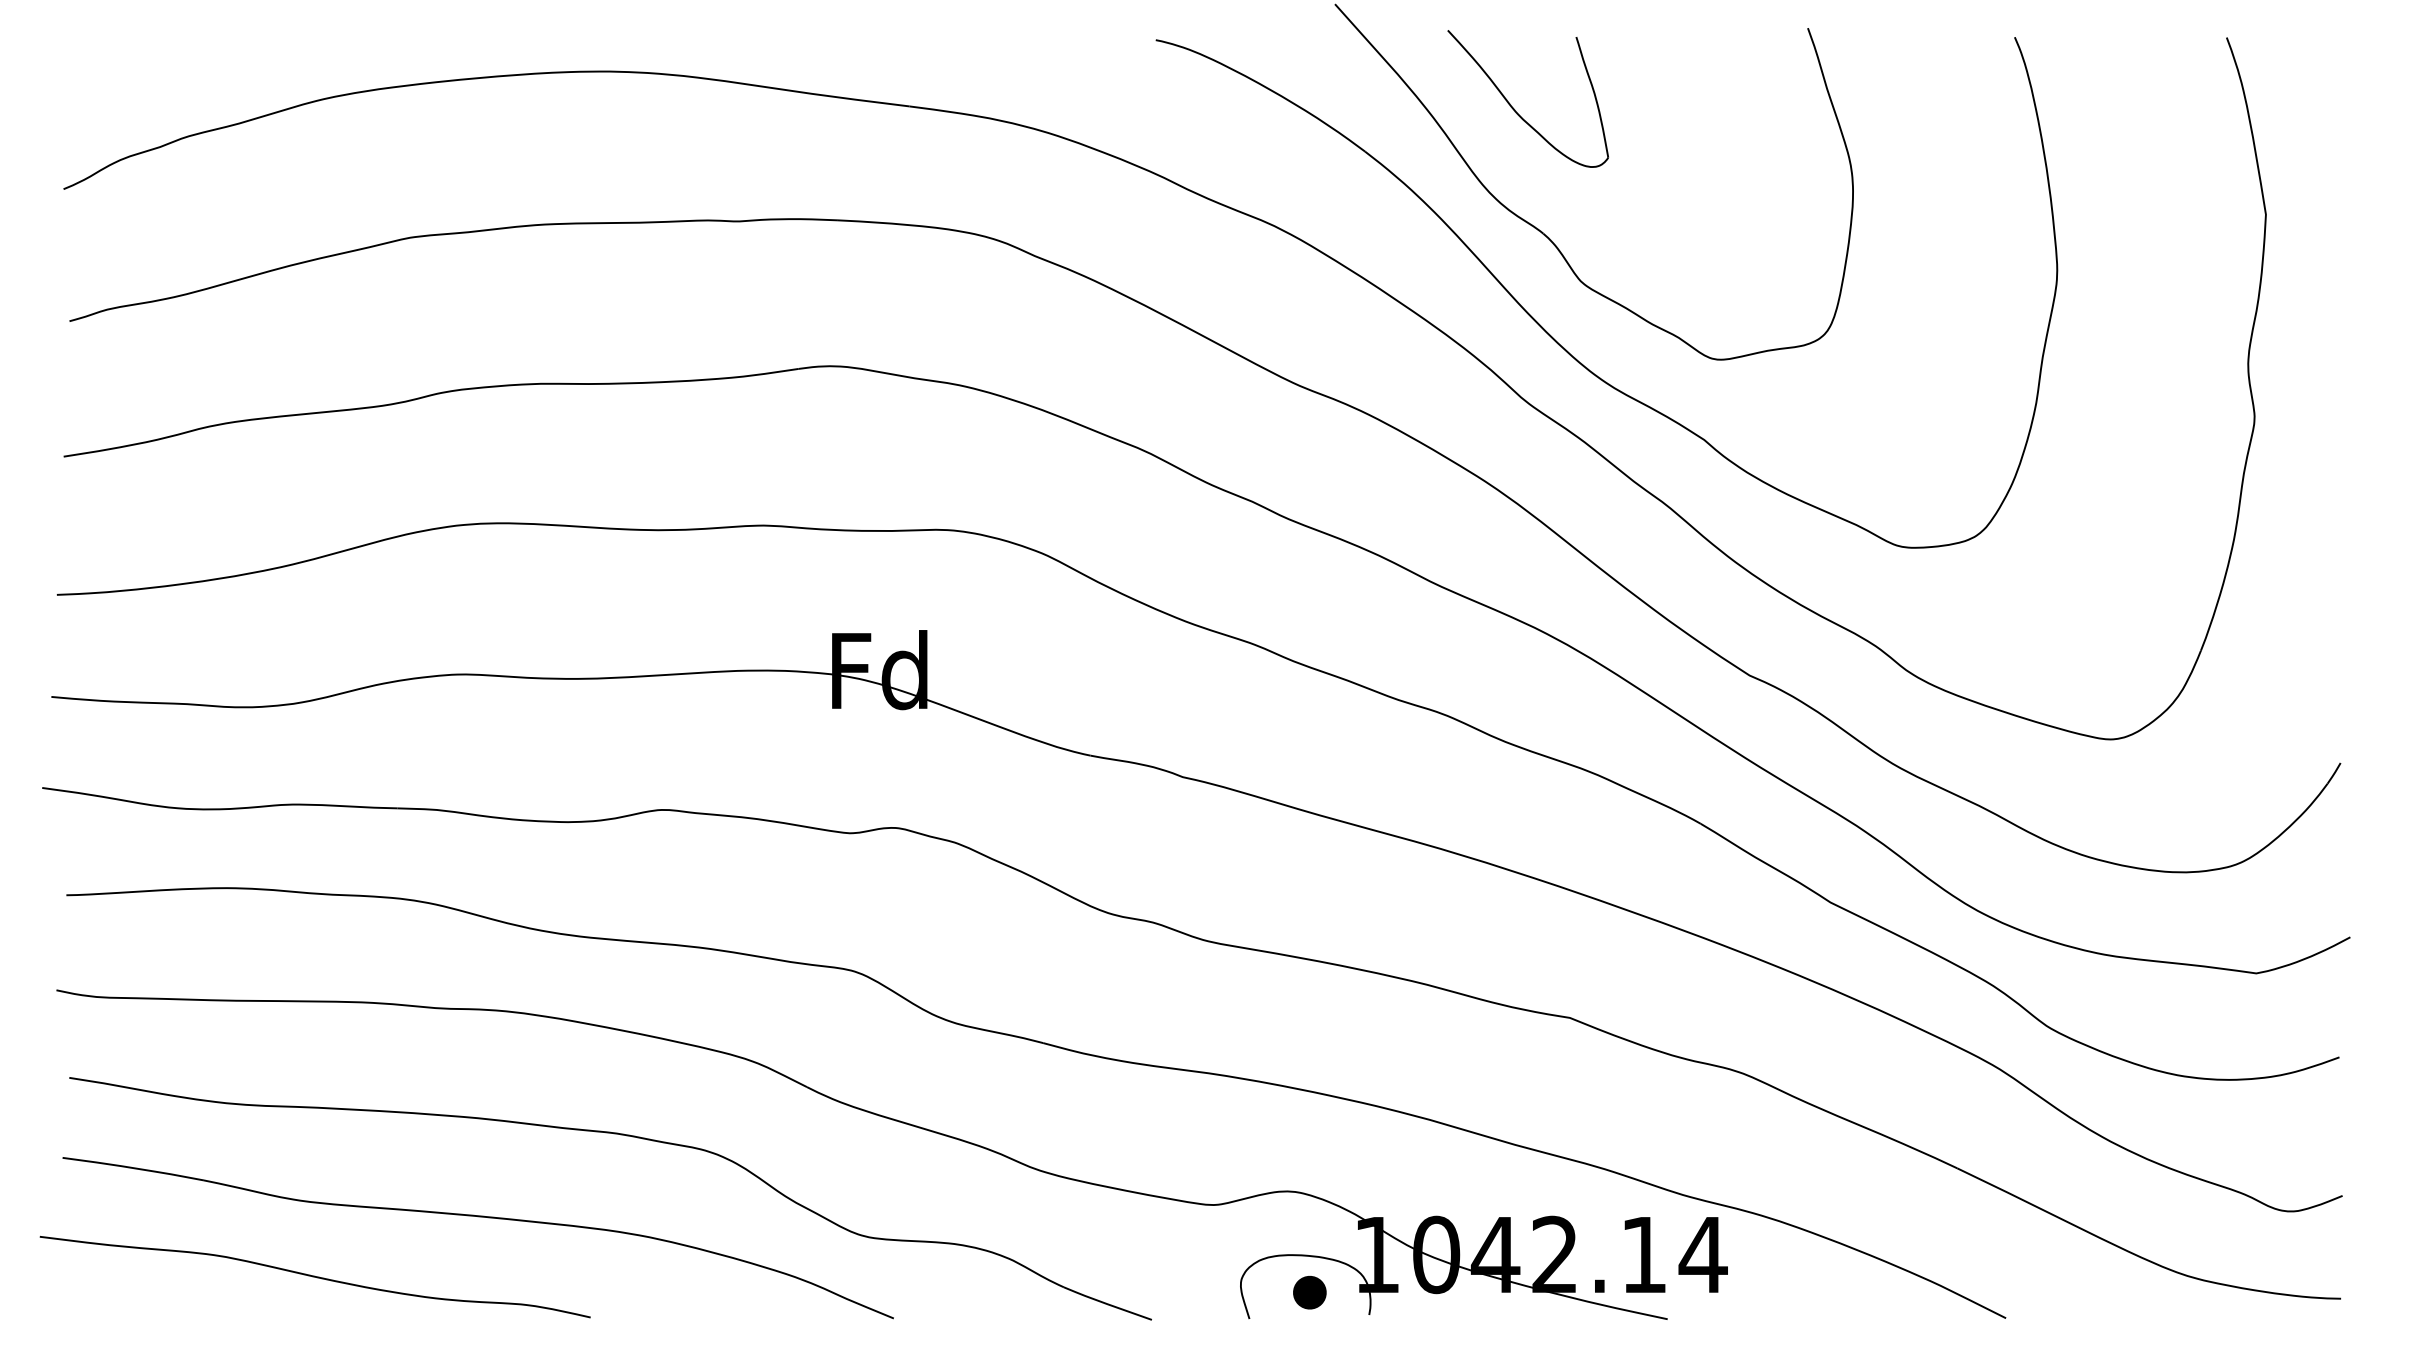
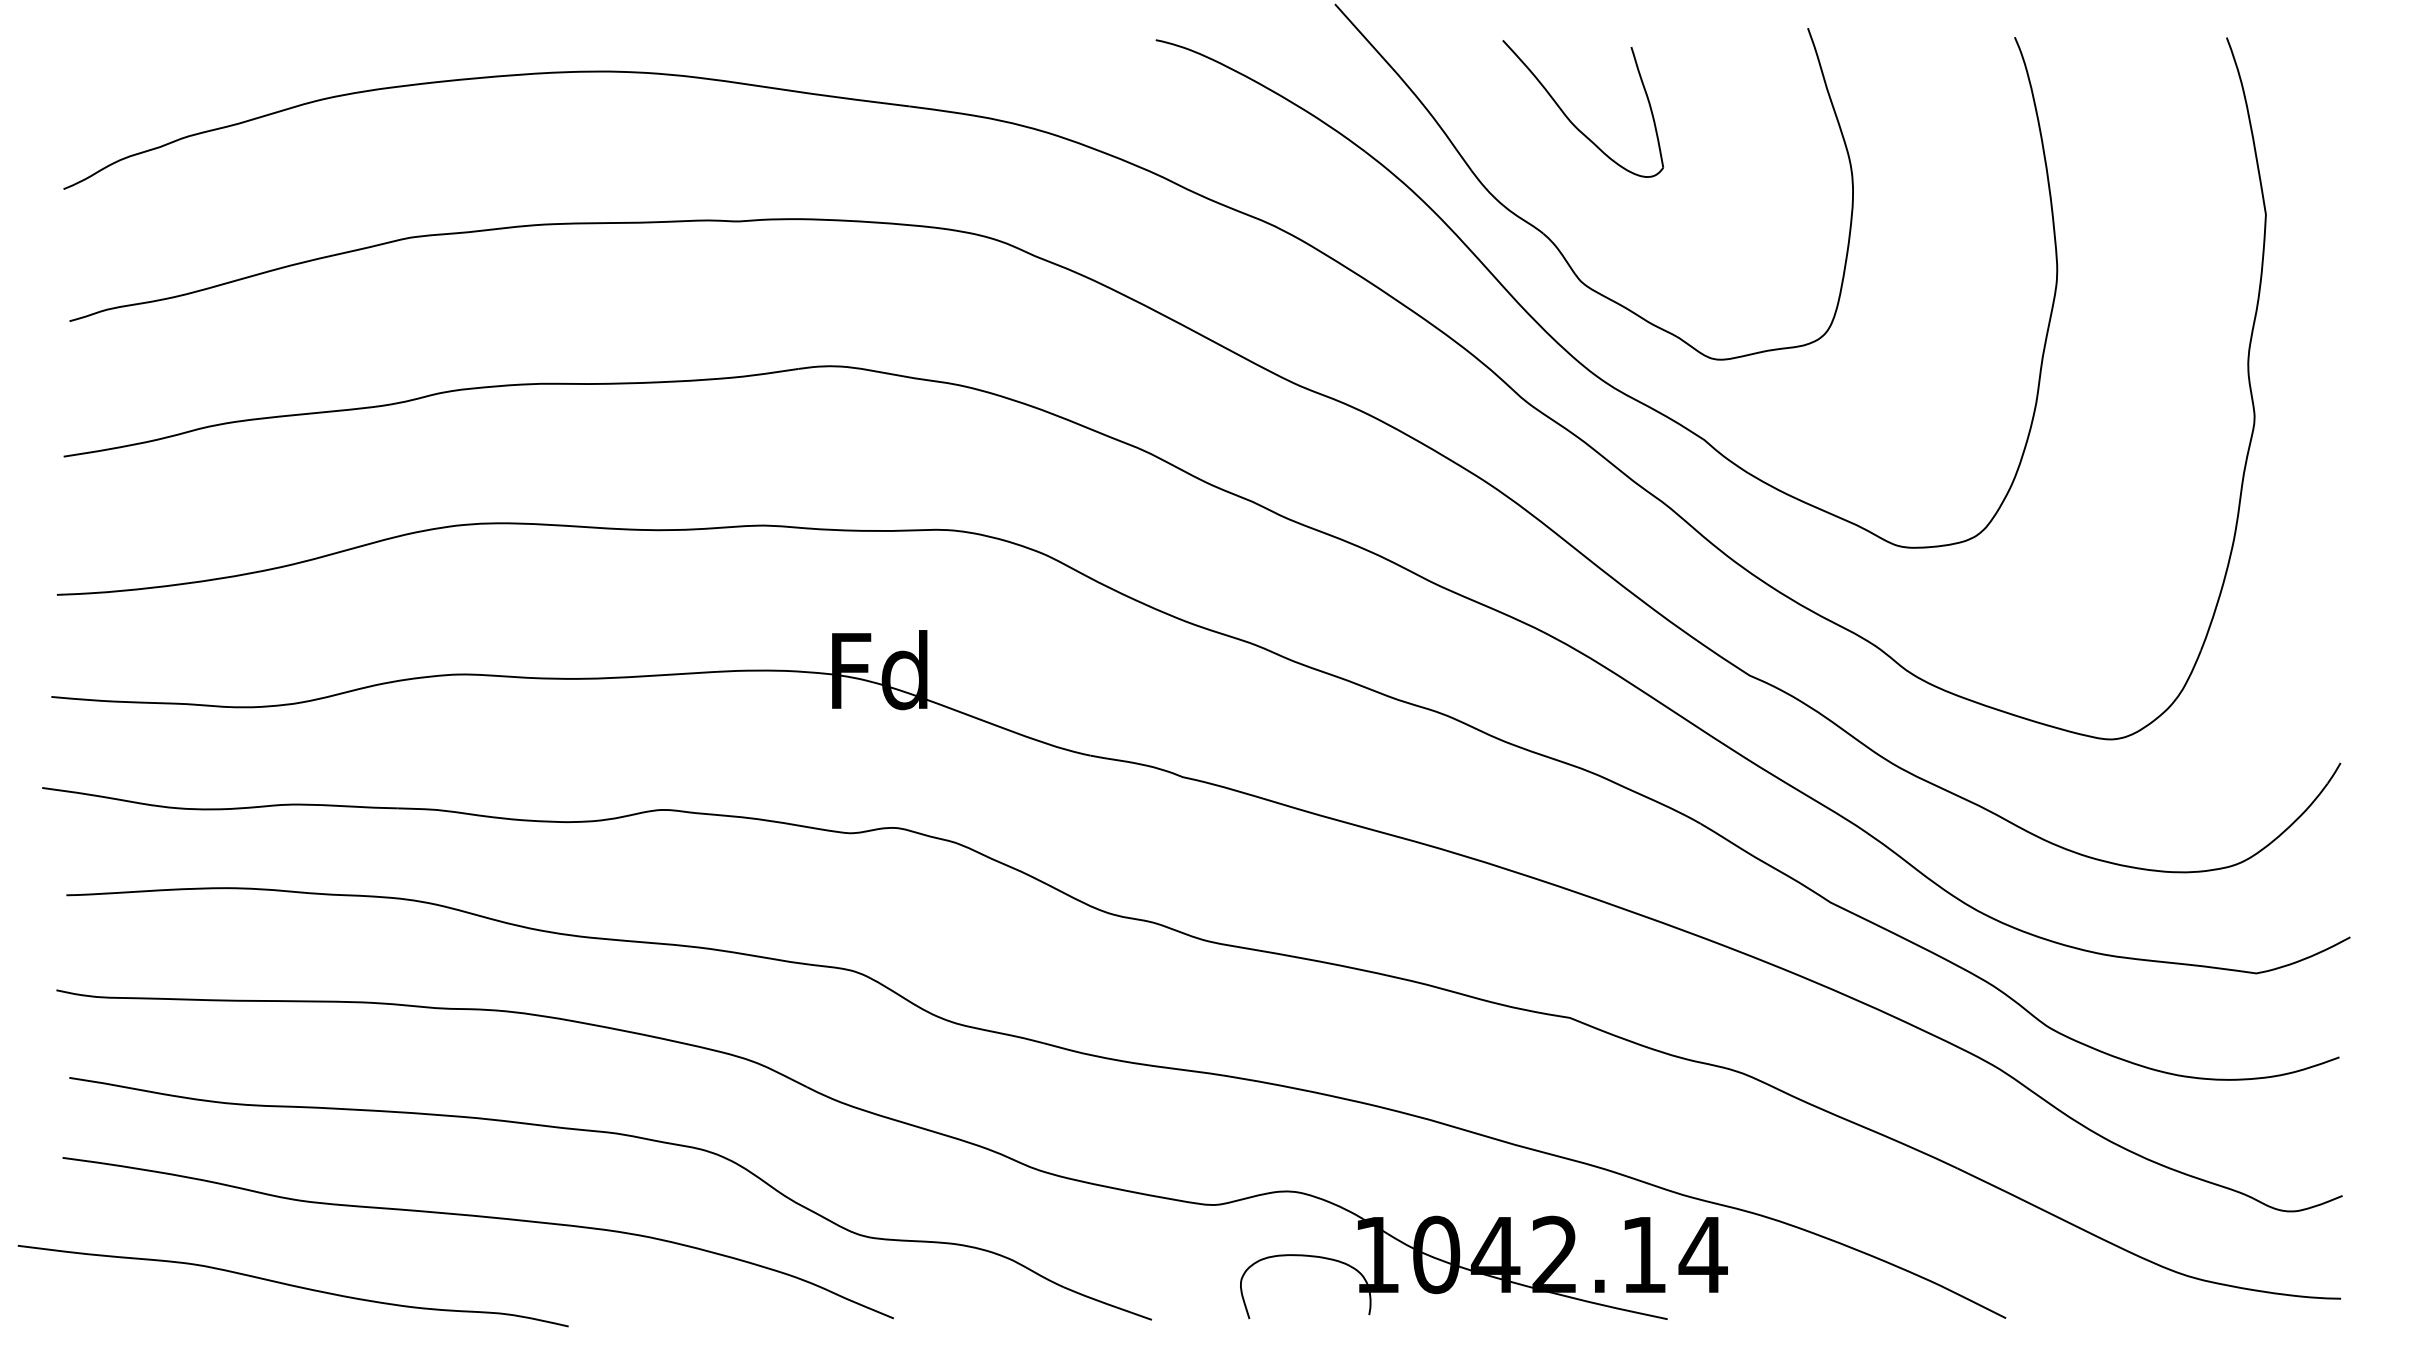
part position: (1515, 109) -> (1570, 119) (1570, 119)
curve position: (314, 1277) -> (292, 1286) (292, 1286)
part: present -> none (1309, 1292)
